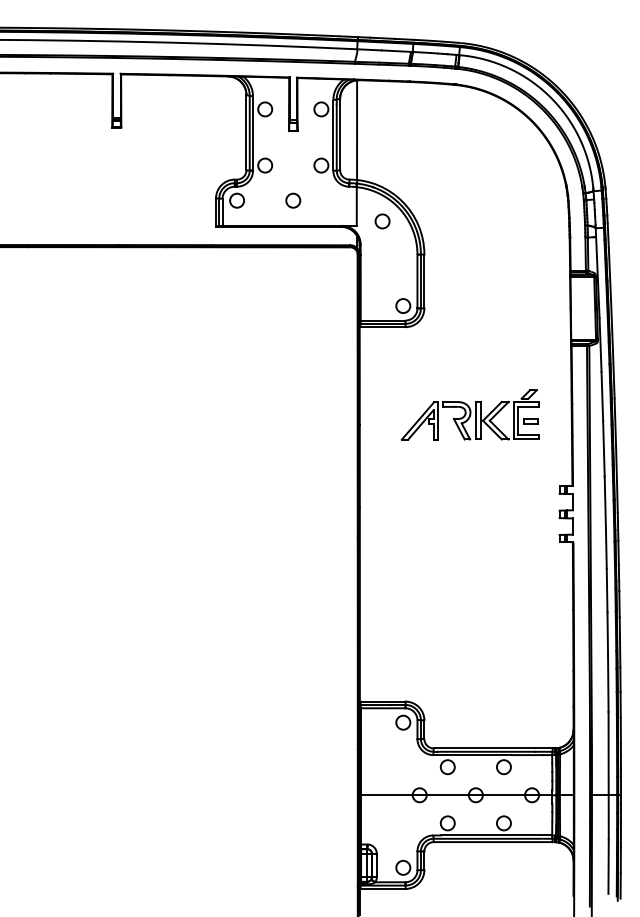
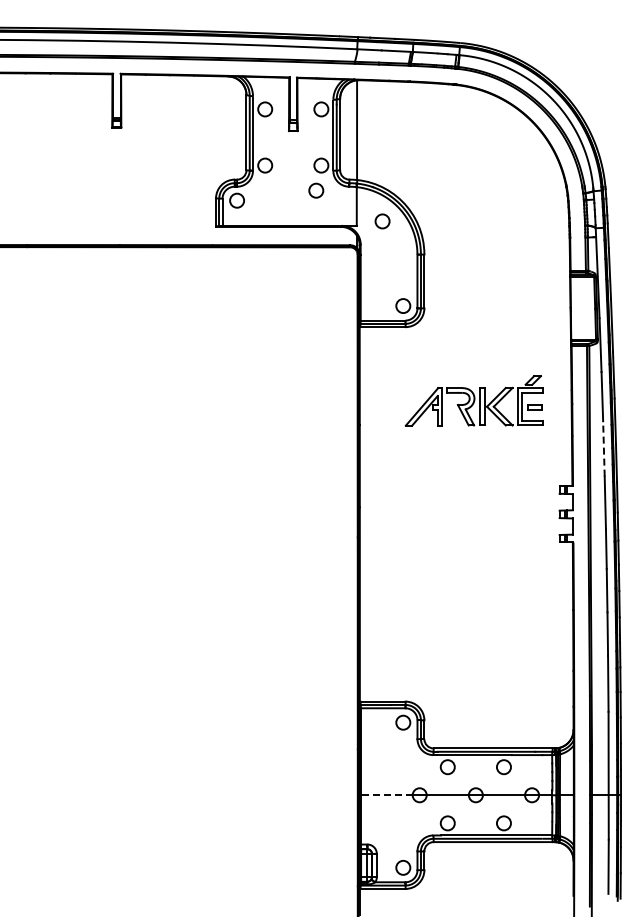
circle position: (293, 200) -> (316, 190) (316, 190)
part position: (469, 414) -> (473, 400) (473, 400)
line: solid -> dashed (603, 448)
line: solid -> dashed (386, 795)
